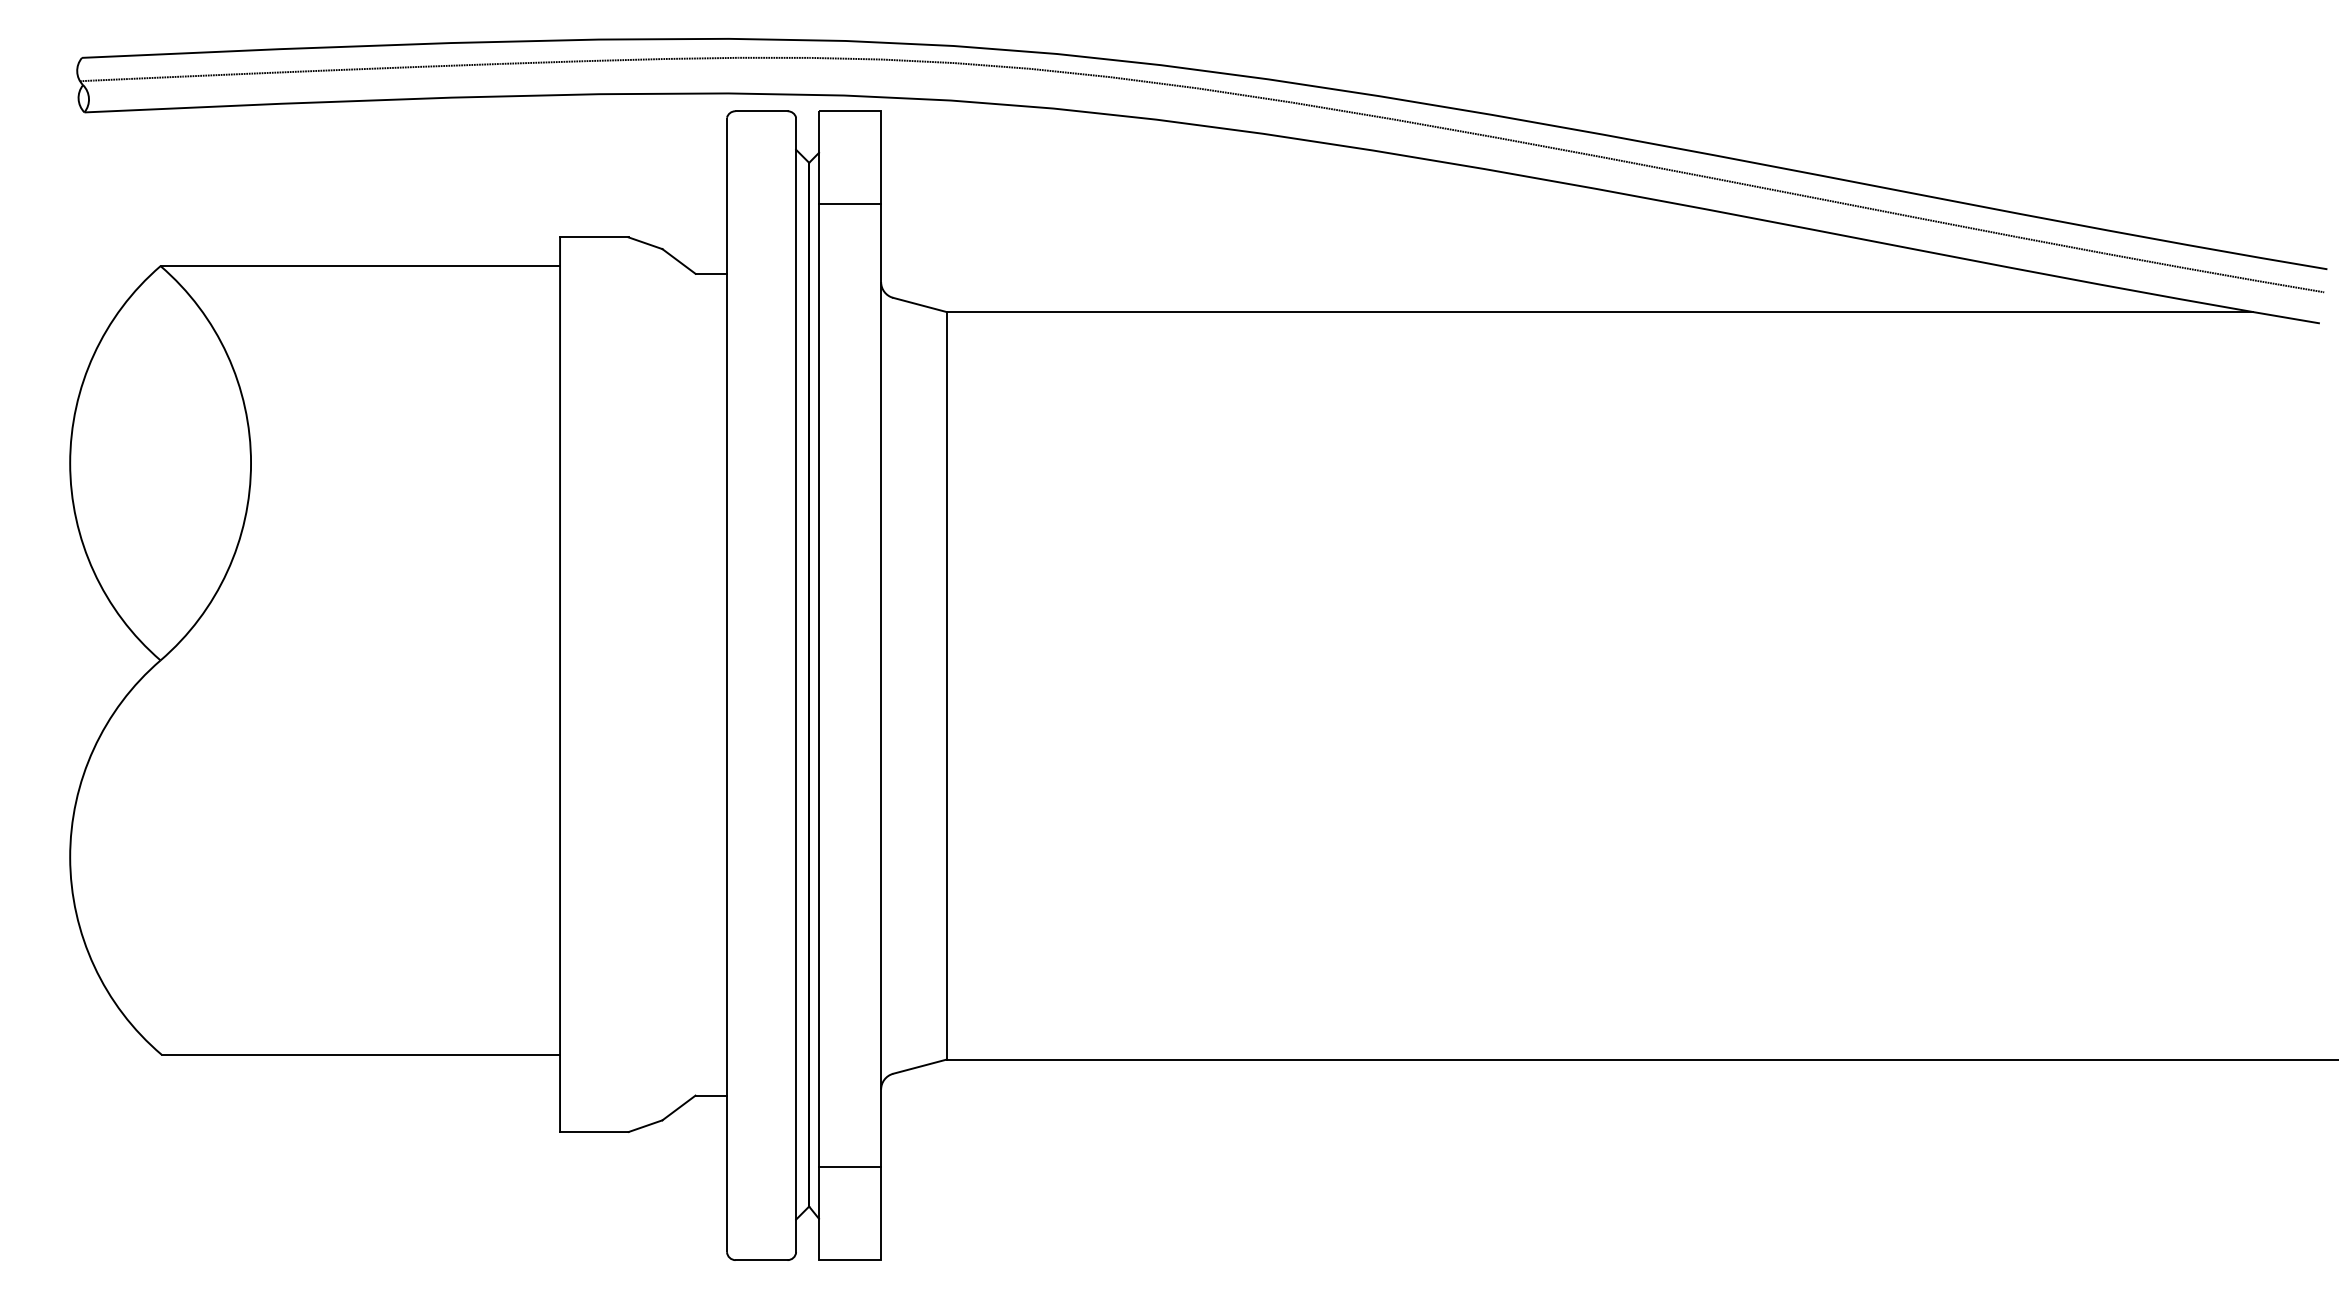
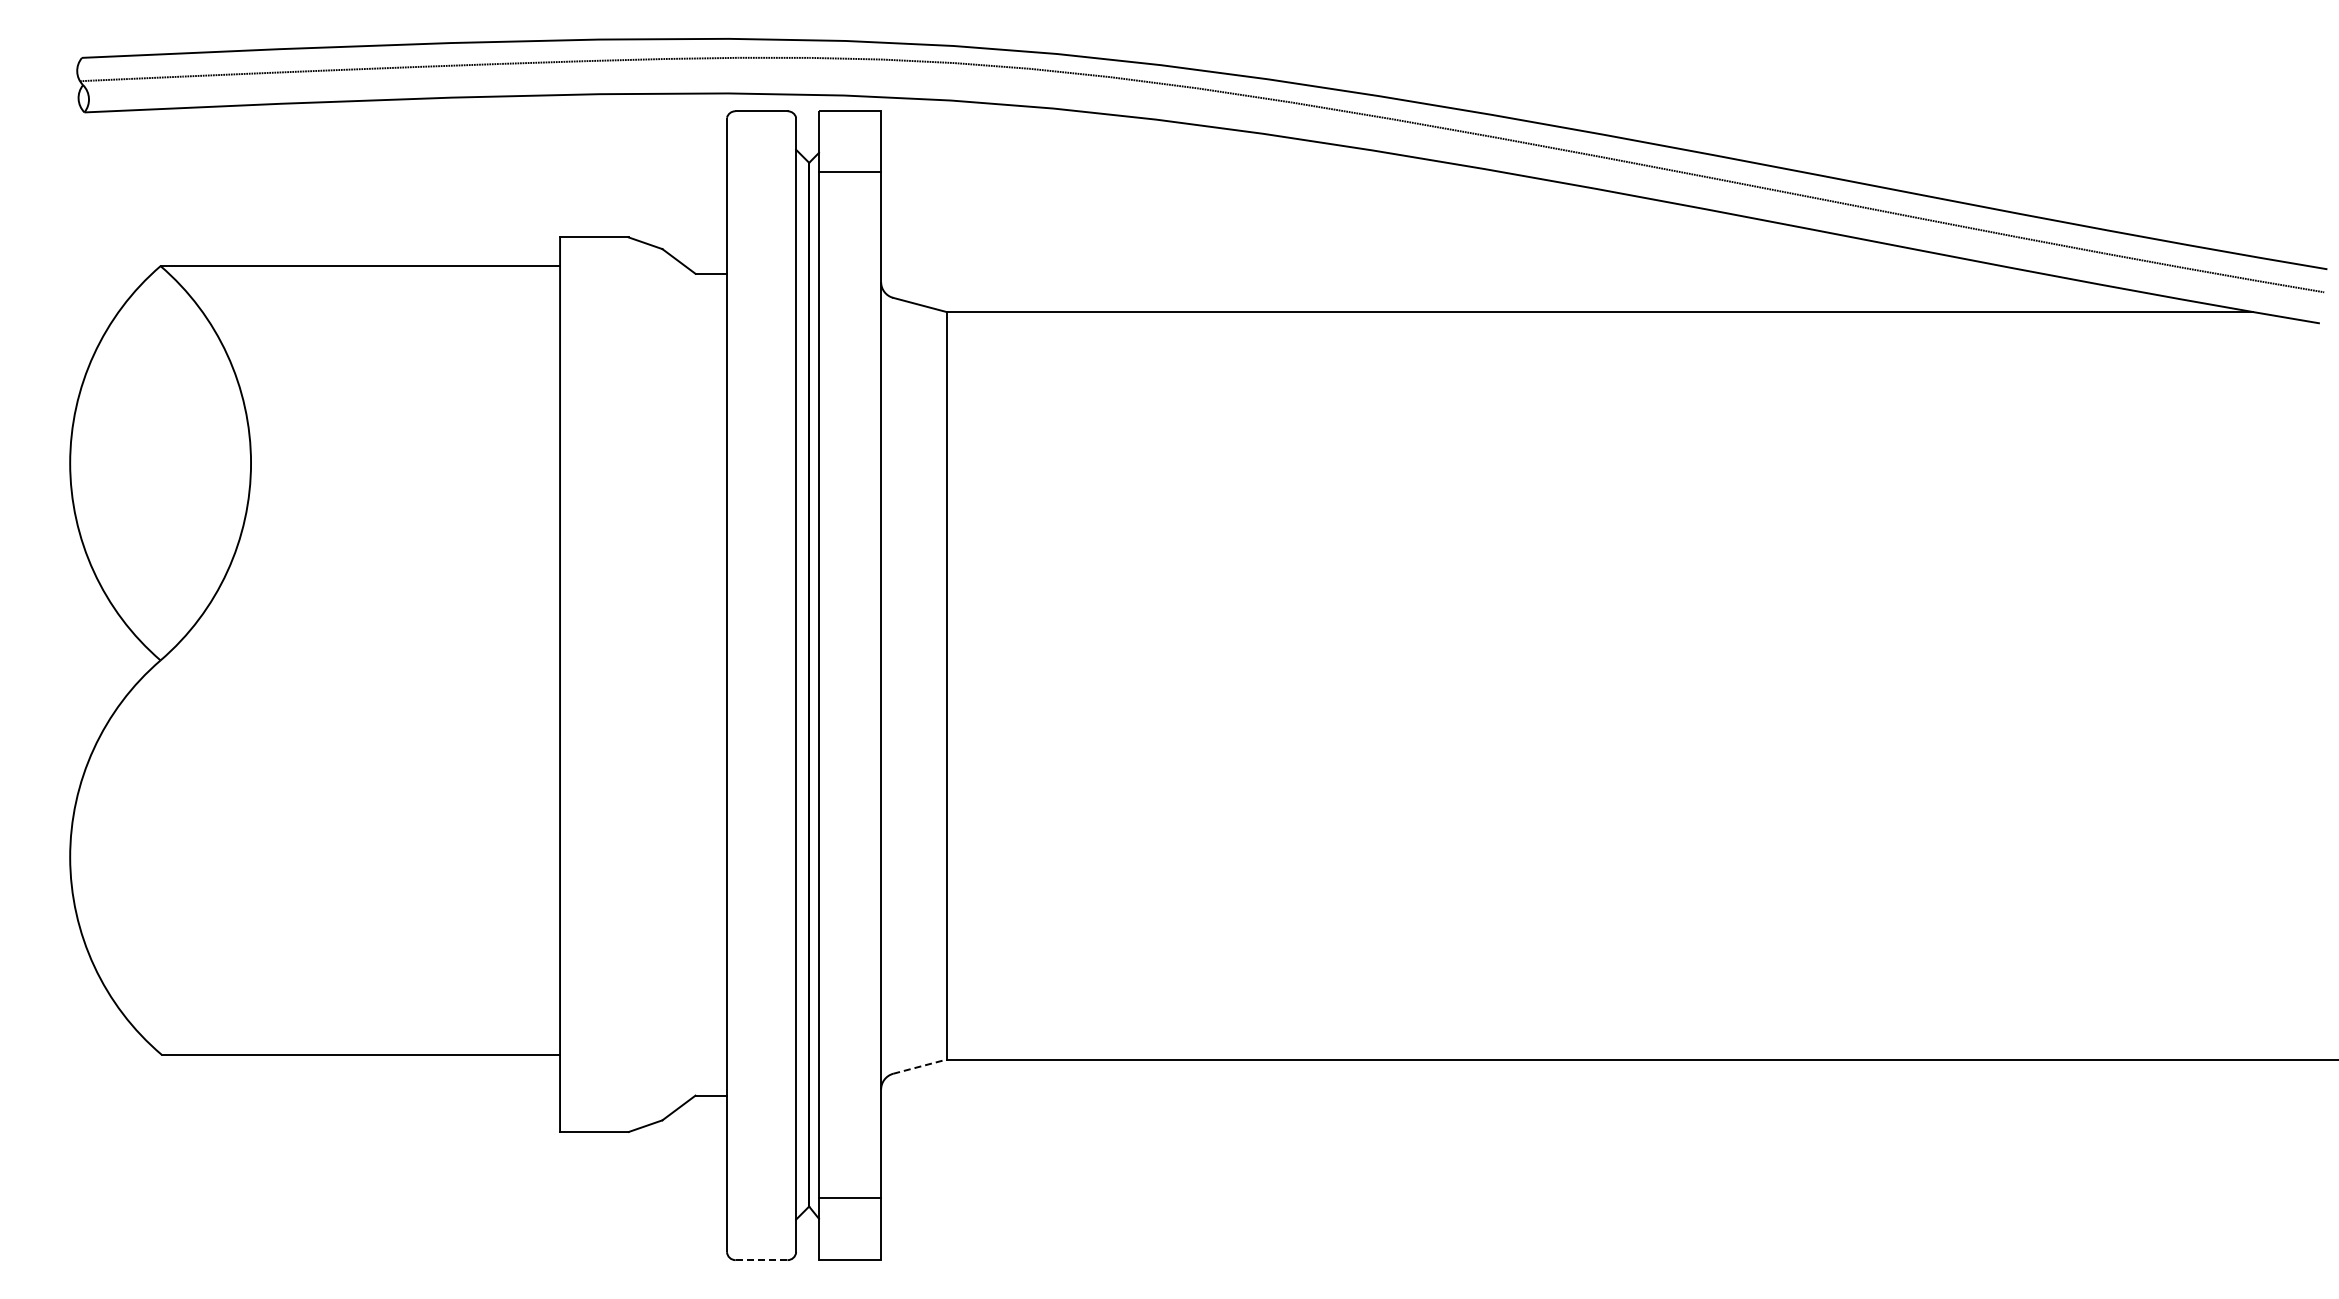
line position: (850, 204) -> (850, 172) (850, 172)
line: solid -> dashed (919, 1066)
line position: (850, 1167) -> (850, 1198) (850, 1198)
line: solid -> dashed (762, 1260)
